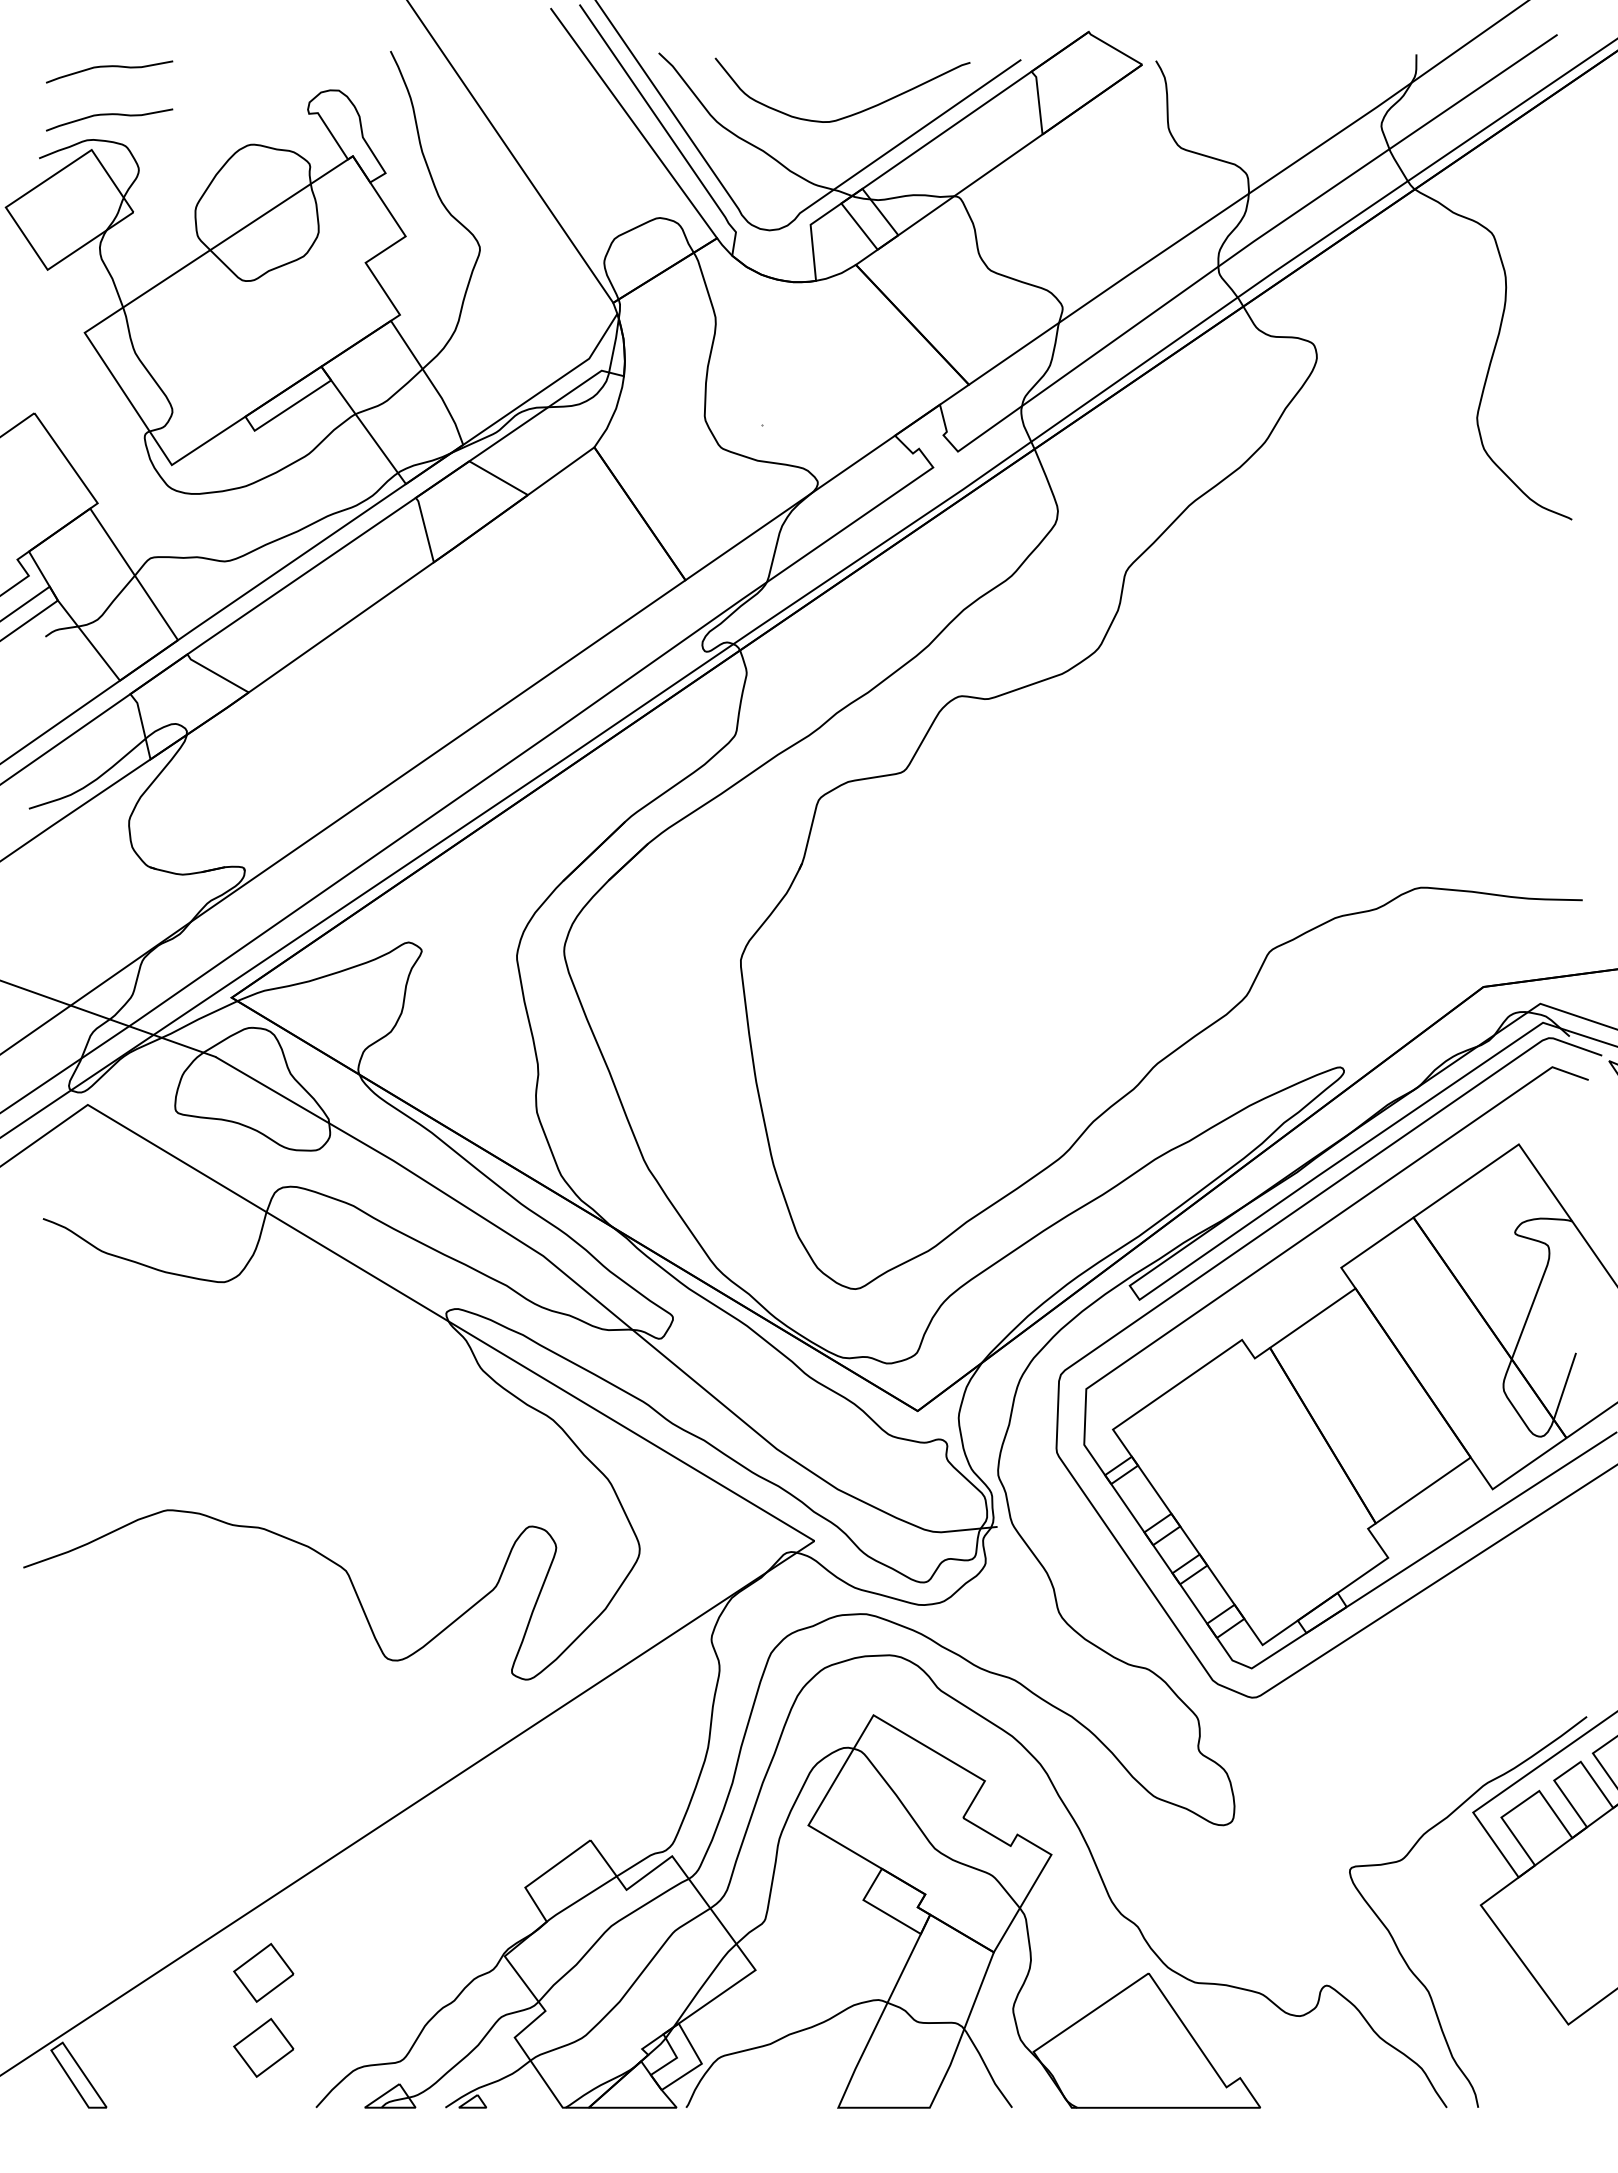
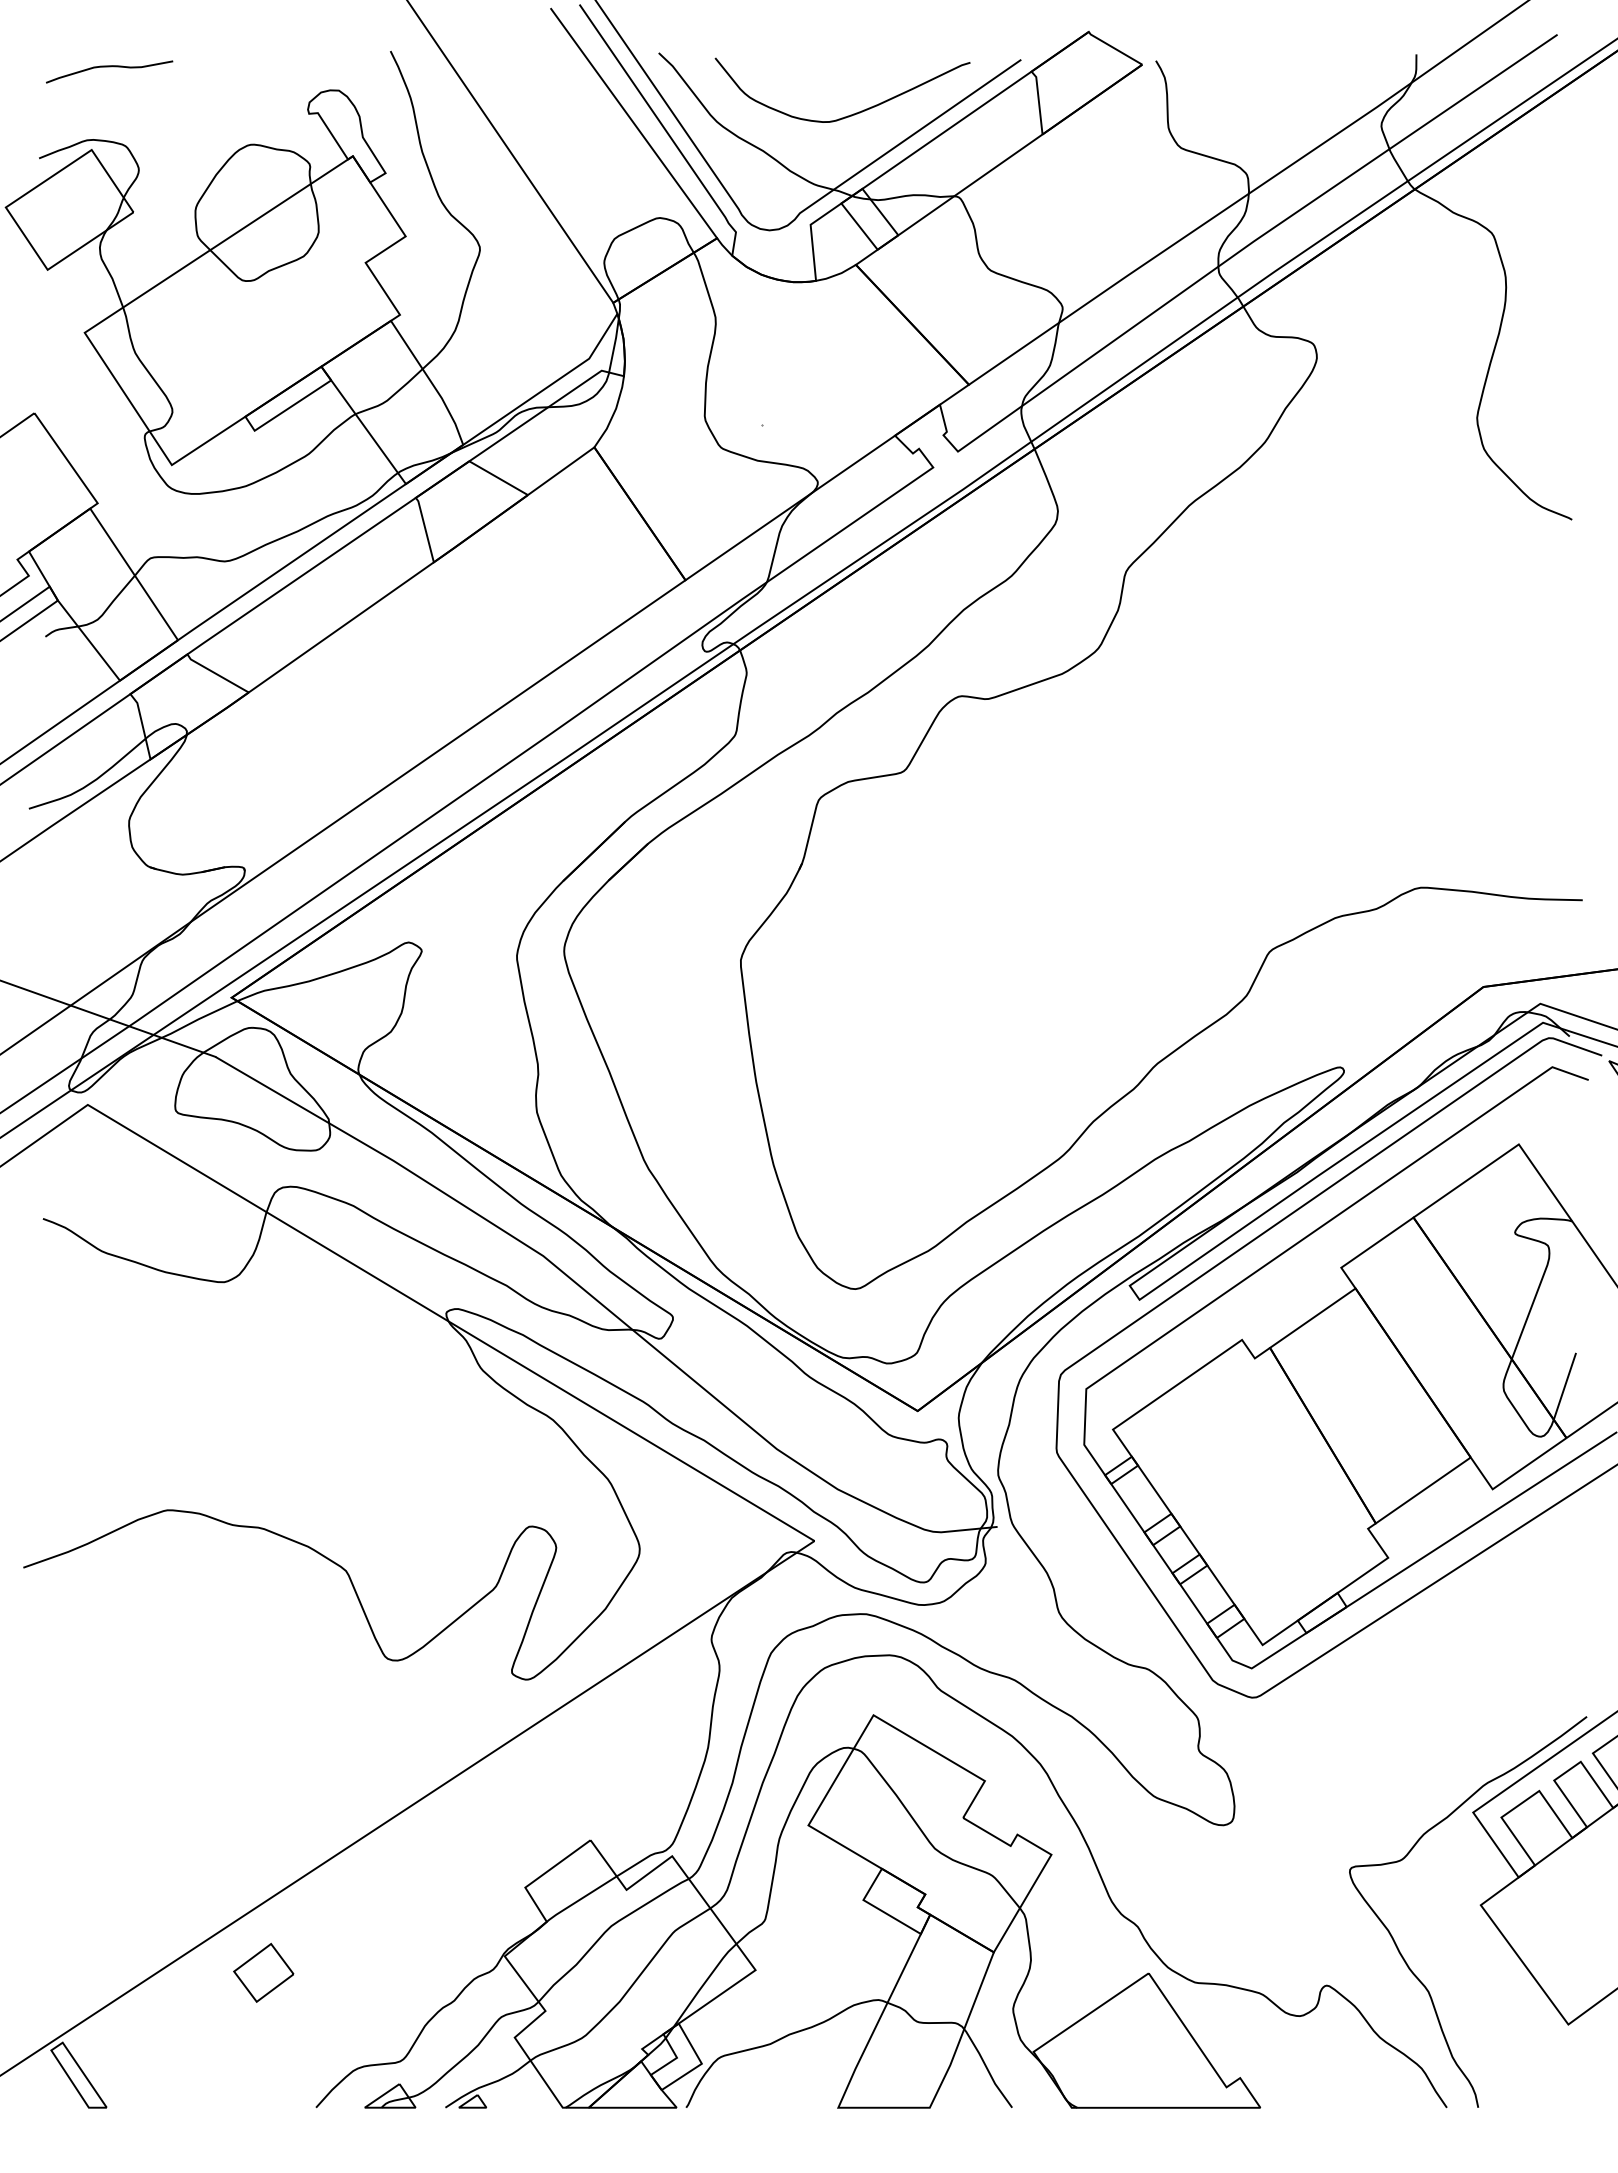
curve: present -> none (109, 115)
part: present -> none (263, 2047)
